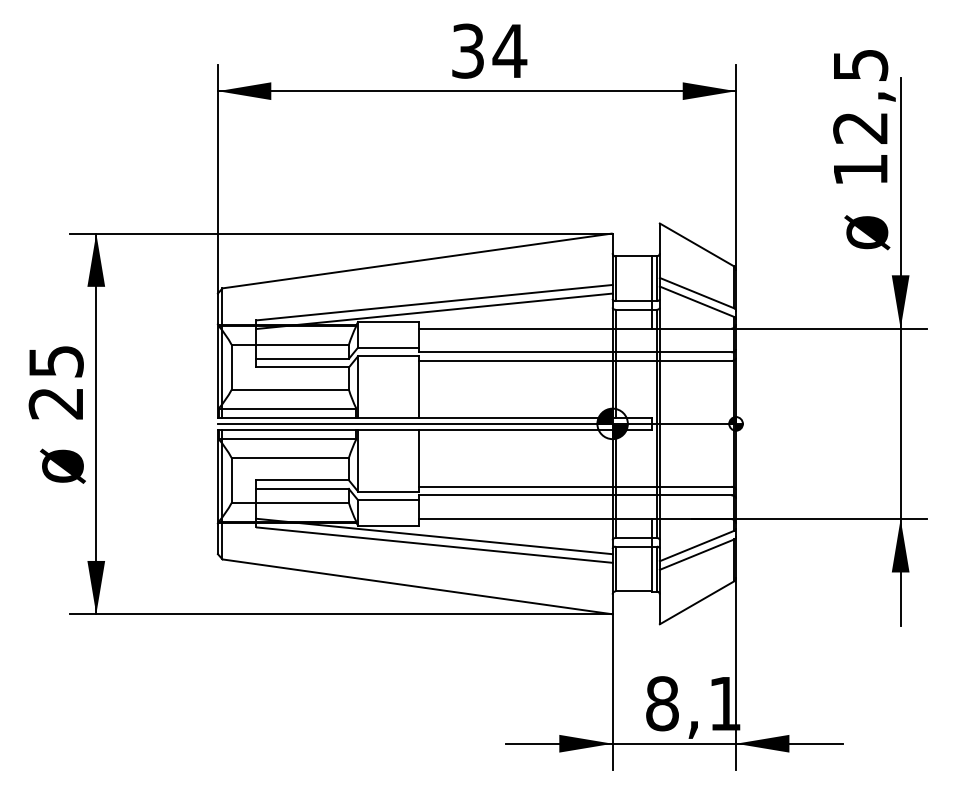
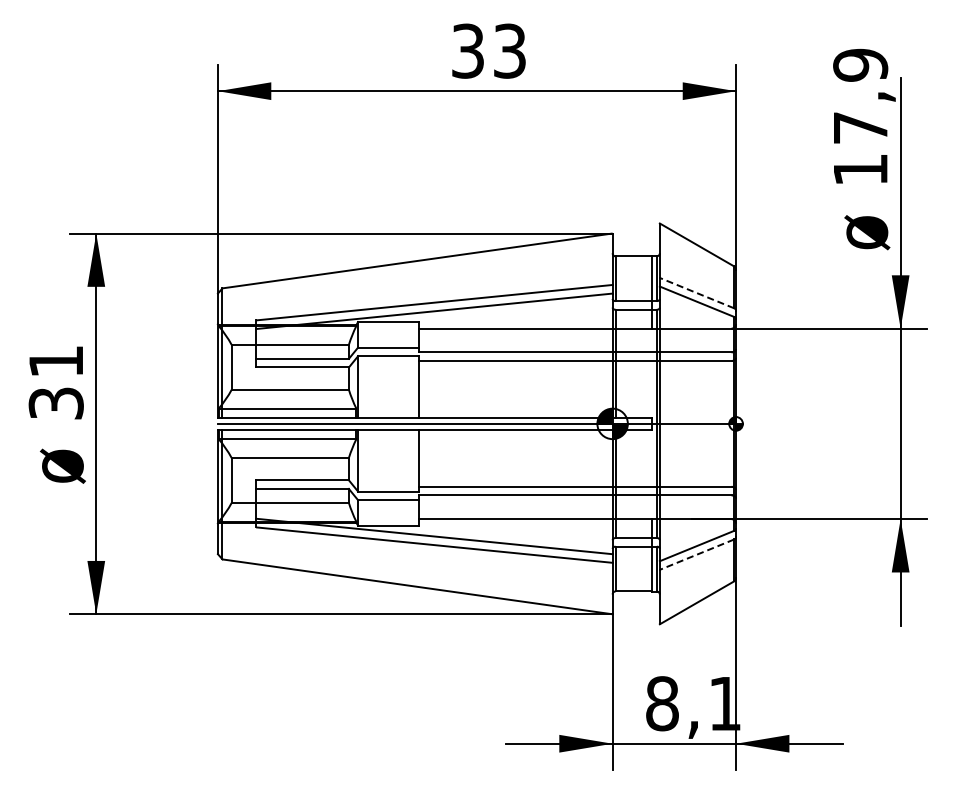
text: 34 -> 33 (509, 50)
text: 12,5 -> 17,9 (860, 95)
line: solid -> dashed (696, 292)
text: 25 -> 31 (55, 382)
line: solid -> dashed (696, 554)
